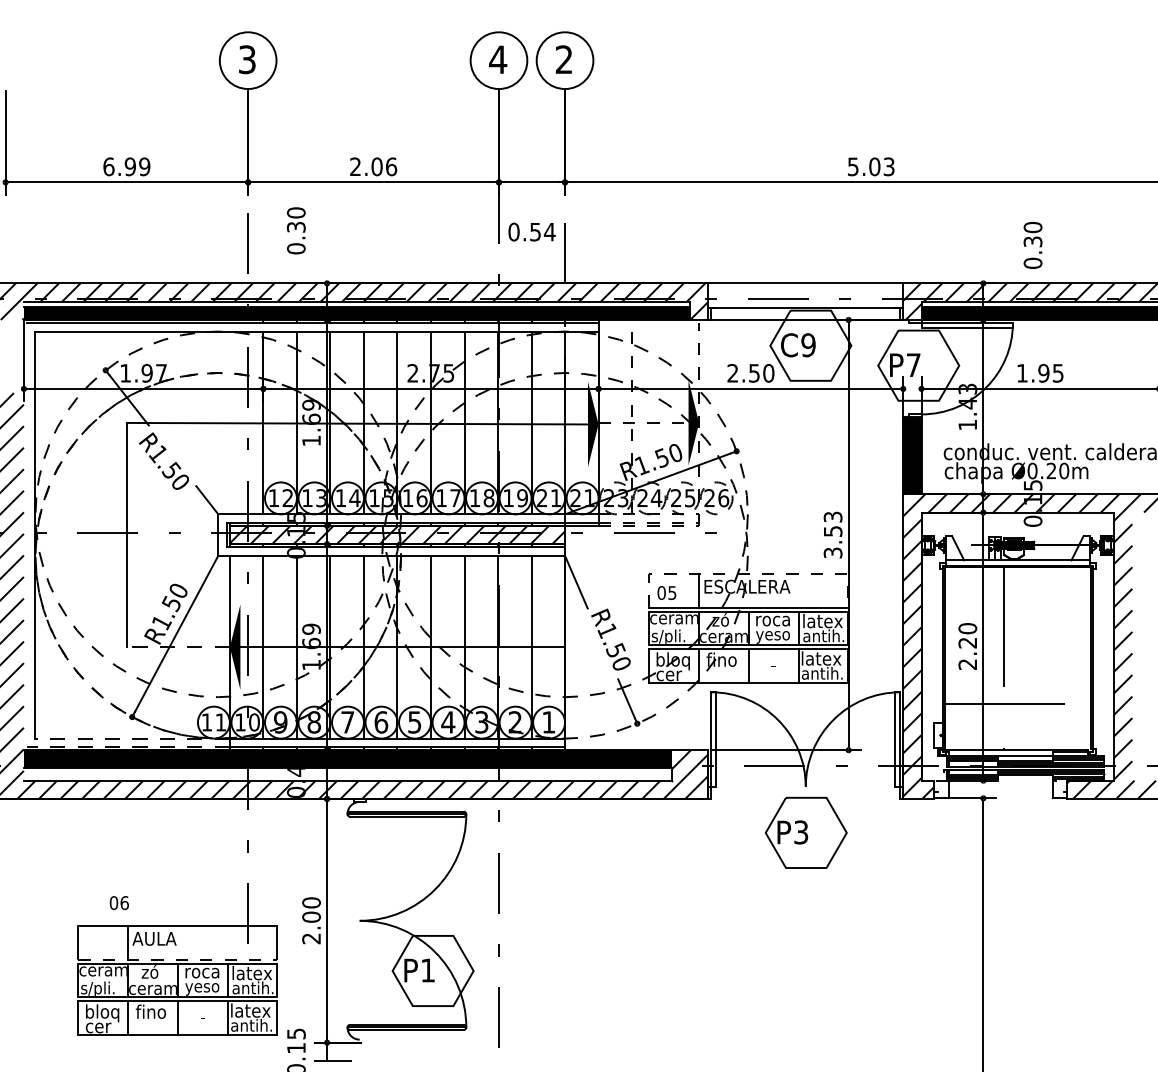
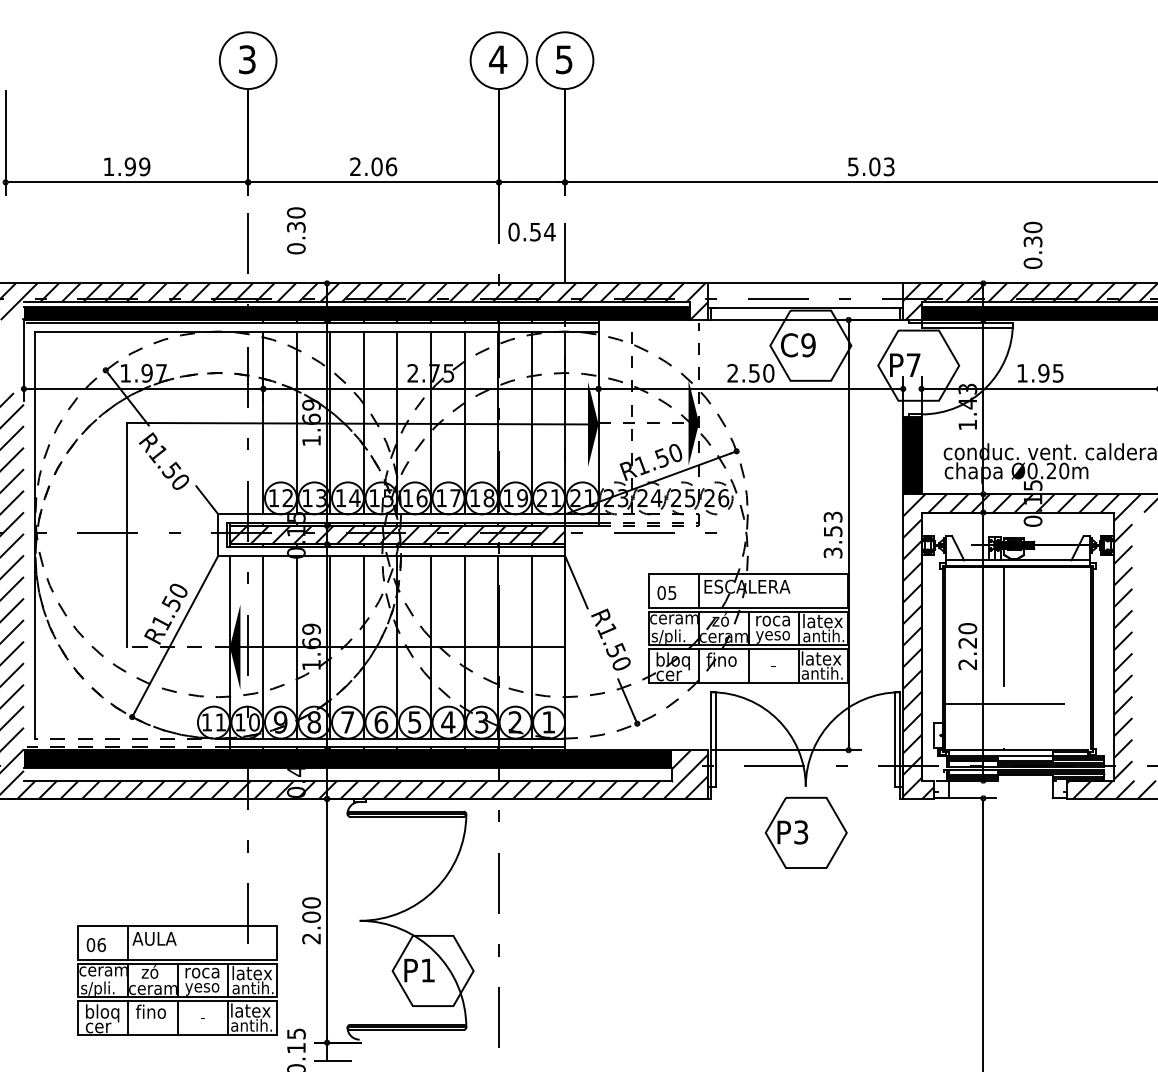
text: 2 -> 5 (563, 59)
text: 6.99 -> 1.99 (108, 166)
line: dashed -> solid (748, 574)
text position: (118, 902) -> (95, 944) (95, 944)
line: dashed -> solid (177, 959)
